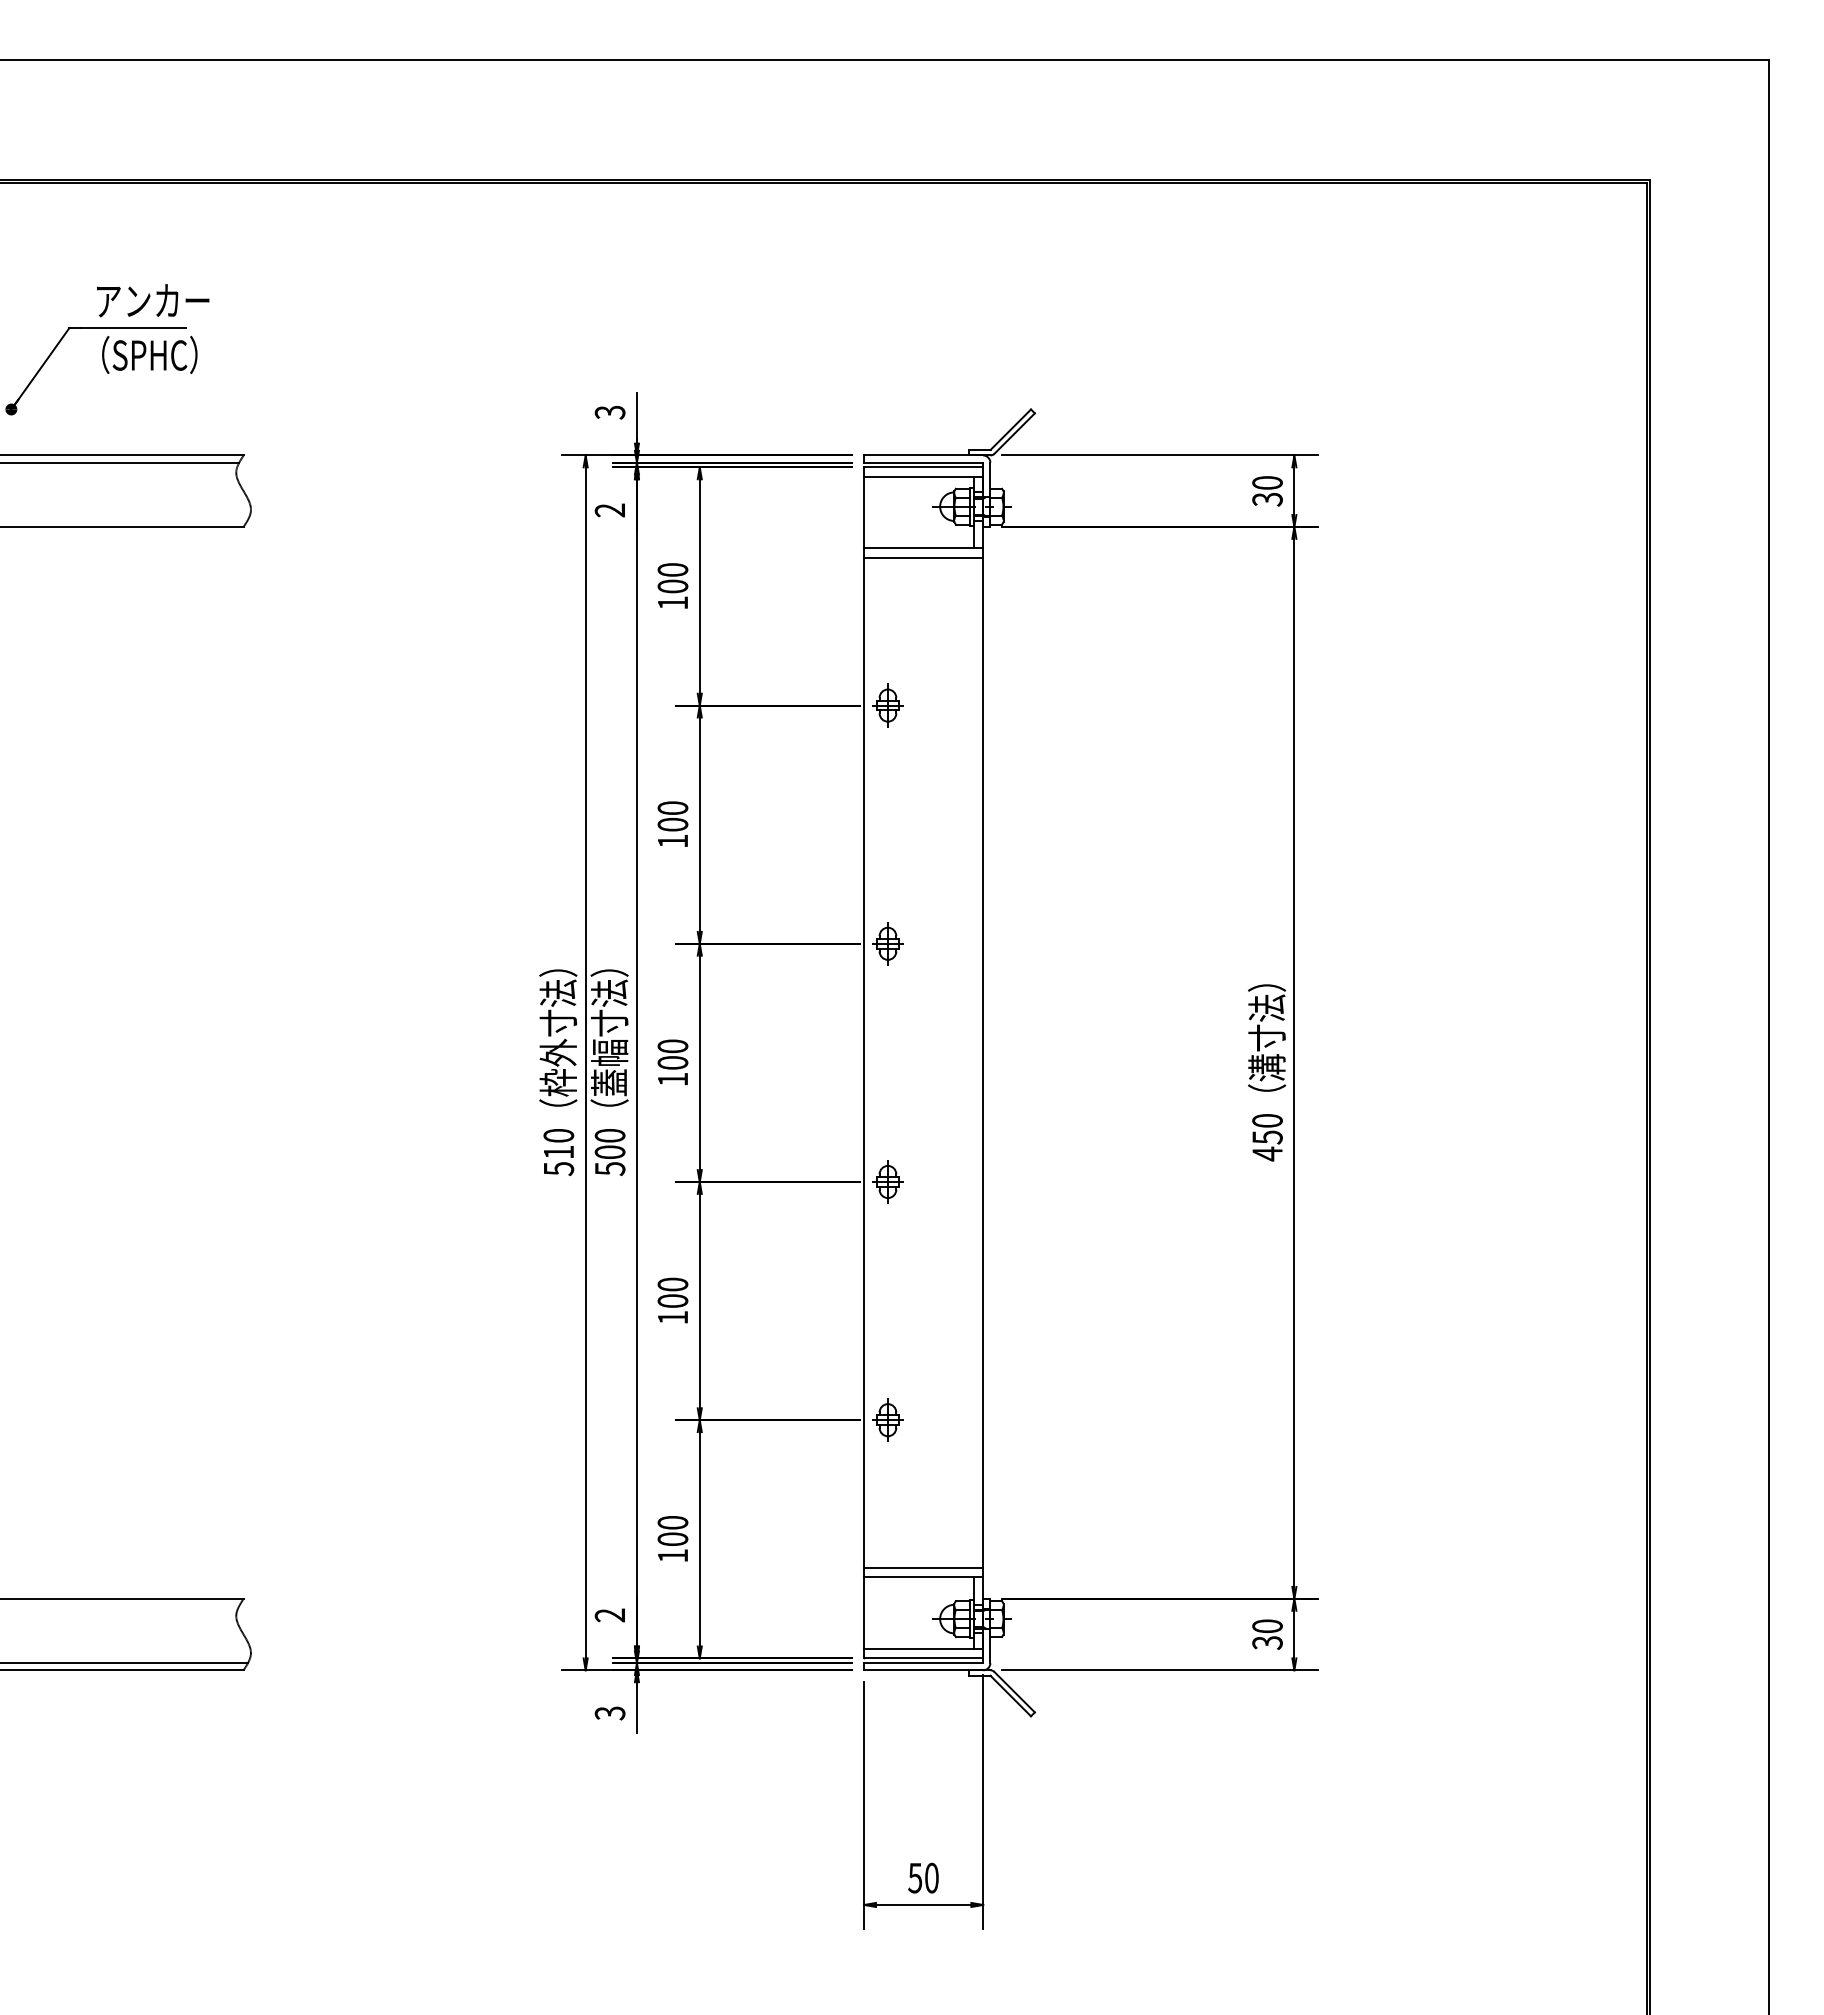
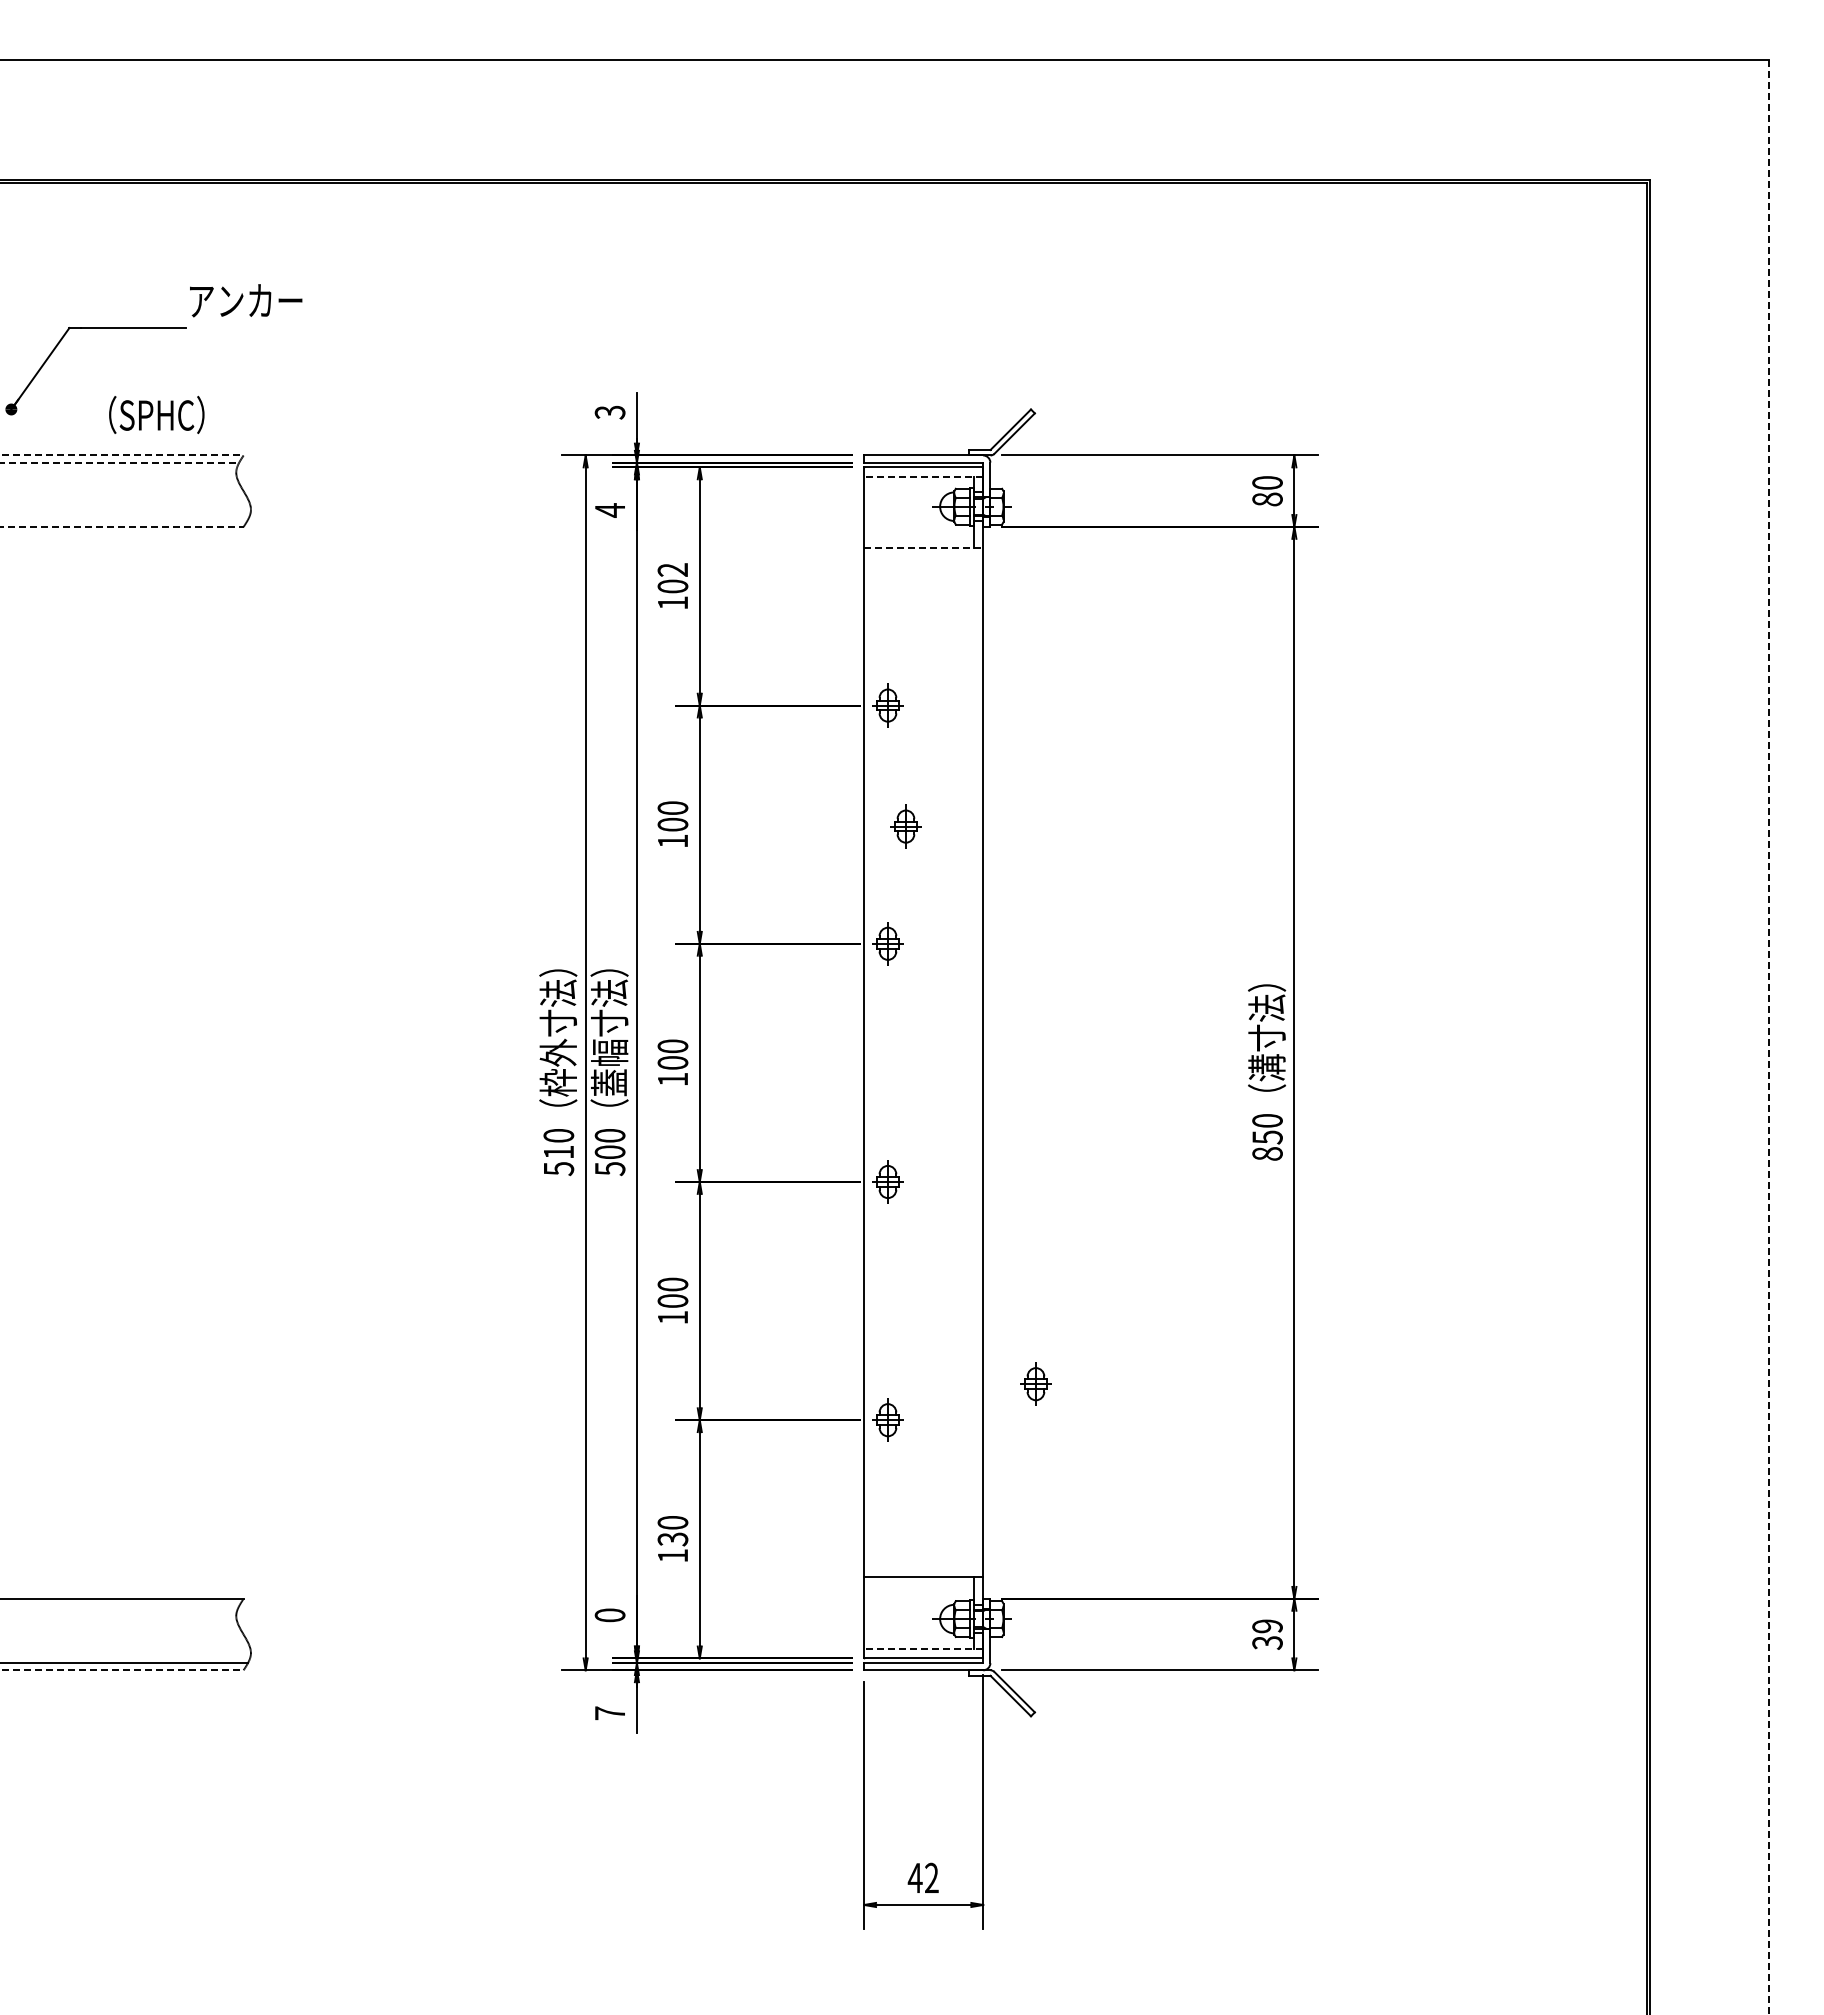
text position: (153, 300) -> (246, 300) (246, 300)
text position: (149, 354) -> (156, 414) (156, 414)
line: solid -> dashed (122, 455)
line: solid -> dashed (120, 462)
line: solid -> dashed (923, 476)
text: 30 -> 80 (1267, 499)
text: 2 -> 4 (609, 510)
line: solid -> dashed (122, 526)
line: solid -> dashed (923, 548)
line: present -> none (923, 557)
text: 100 -> 102 (672, 569)
part: none -> present (905, 826)
line: solid -> dashed (1769, 1037)
text: 450 -> 850 (1267, 1153)
part: none -> present (1035, 1383)
text: 100 -> 130 (672, 1539)
line: present -> none (923, 1567)
text: 2 -> 0 (609, 1615)
text: 30 -> 39 (1267, 1626)
line: solid -> dashed (923, 1648)
line: solid -> dashed (122, 1670)
text: 3 -> 7 (609, 1713)
text: 50 -> 42 (922, 1877)
